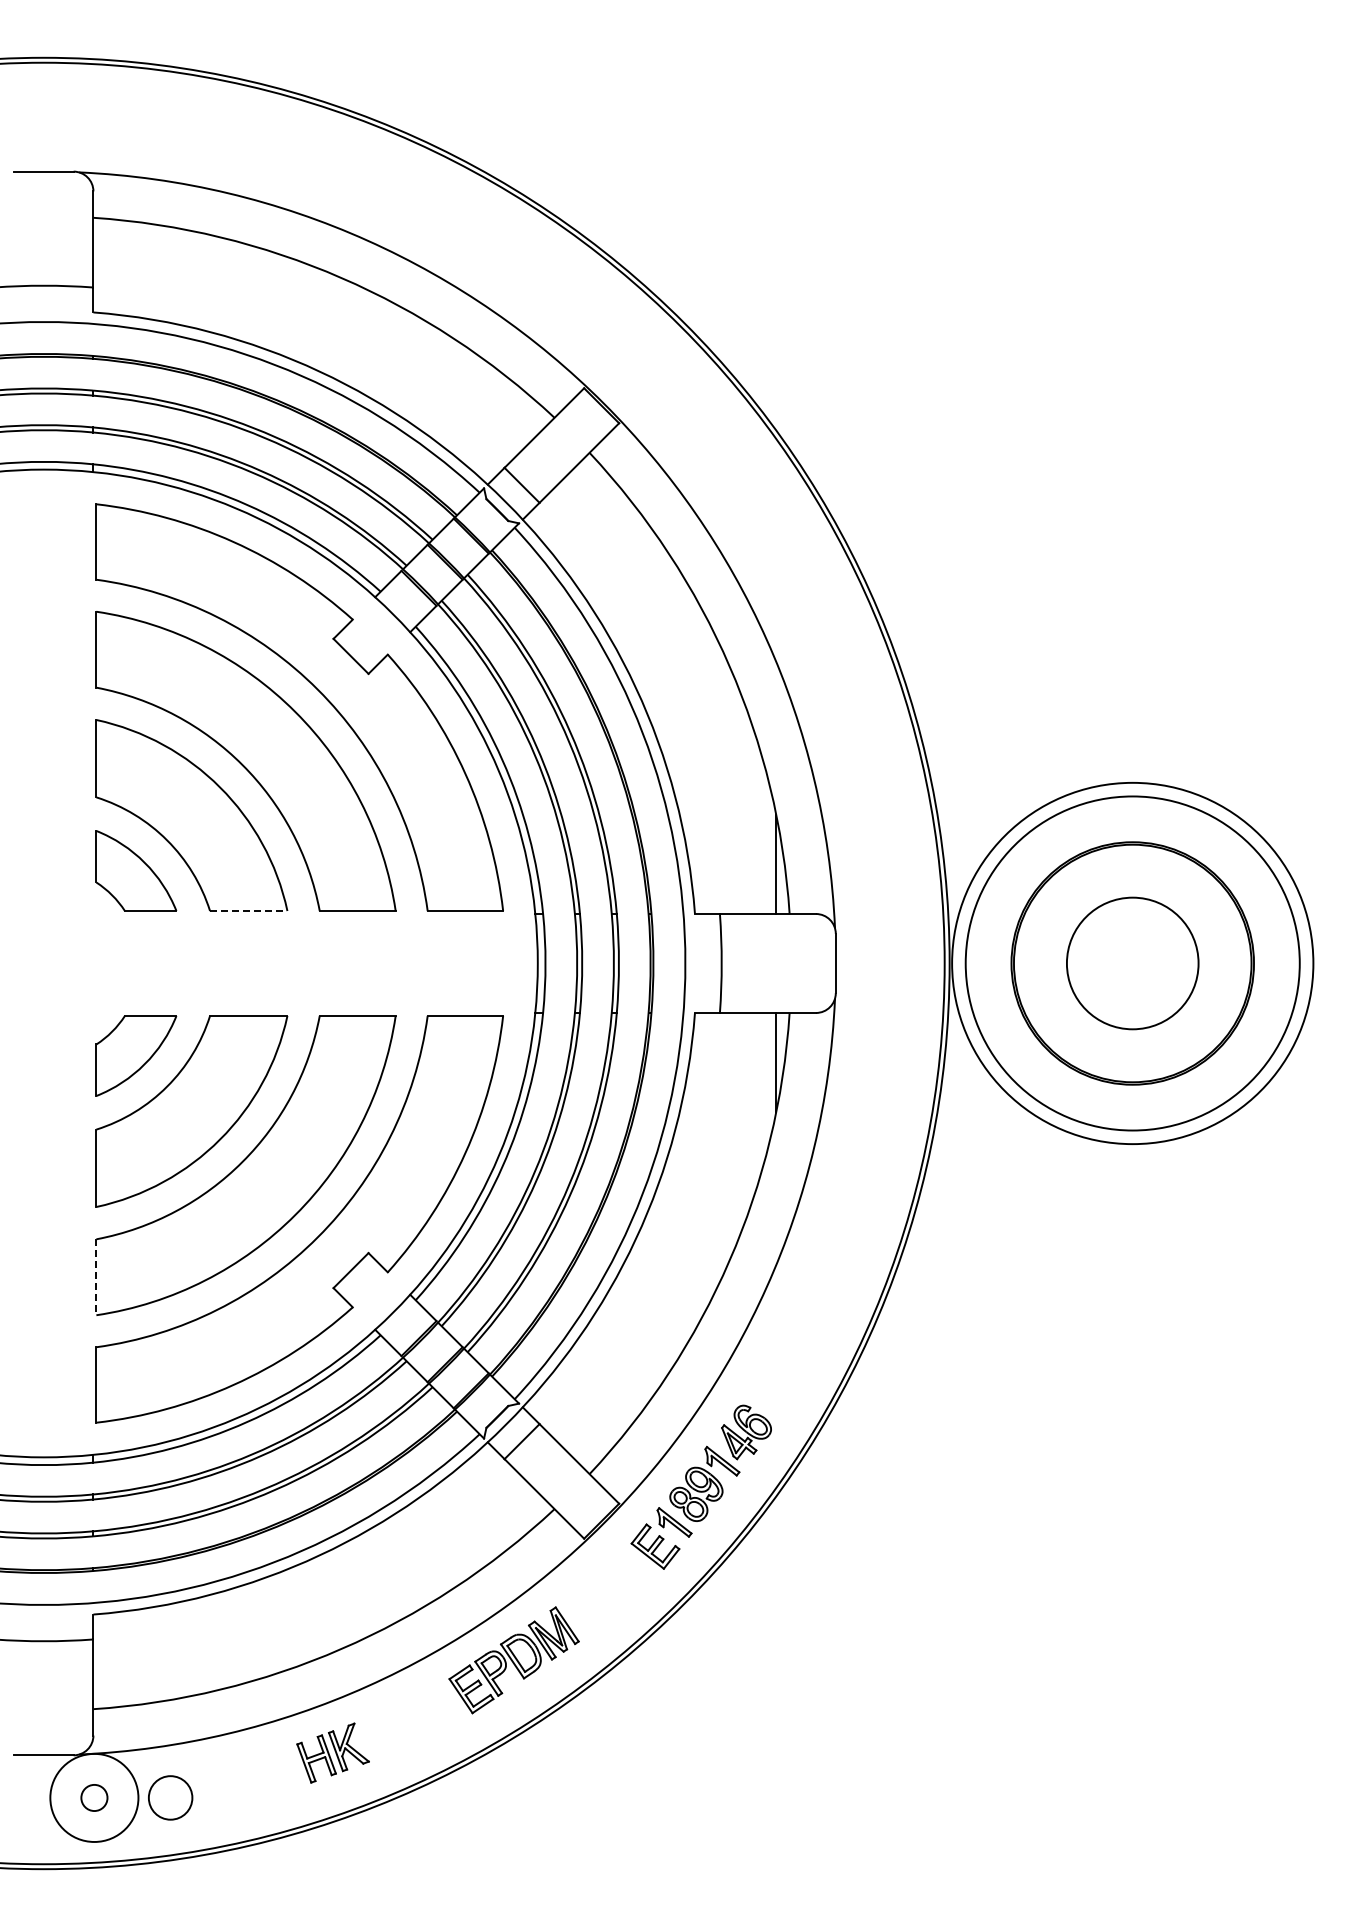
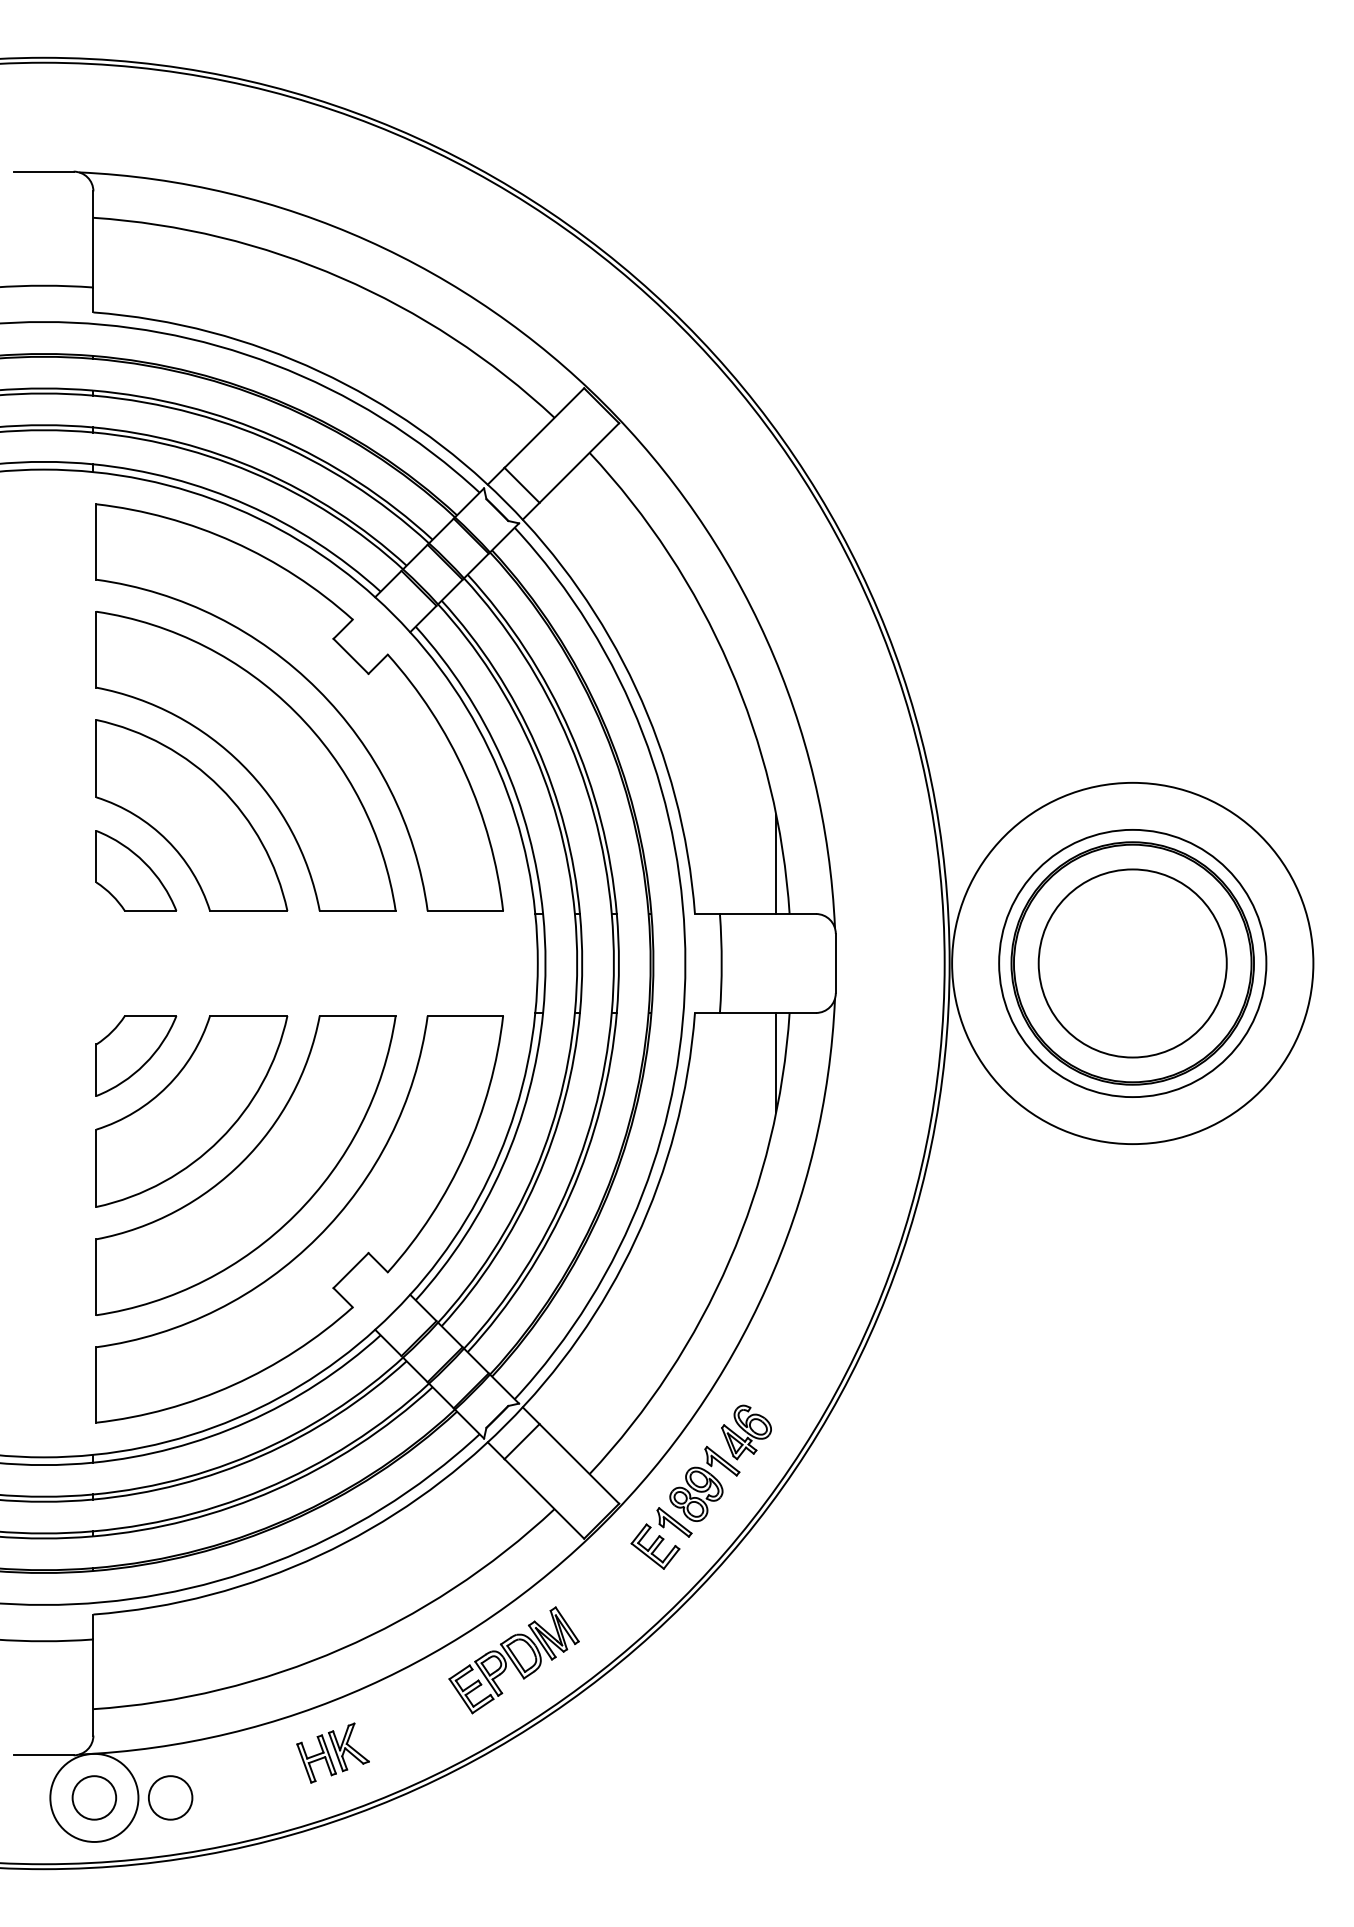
line: dashed -> solid (248, 911)
circle diameter: 132 px -> 188 px (1132, 963)
circle diameter: 334 px -> 267 px (1132, 963)
line: dashed -> solid (96, 1277)
circle size: 29x28 px -> 47x46 px (94, 1797)
